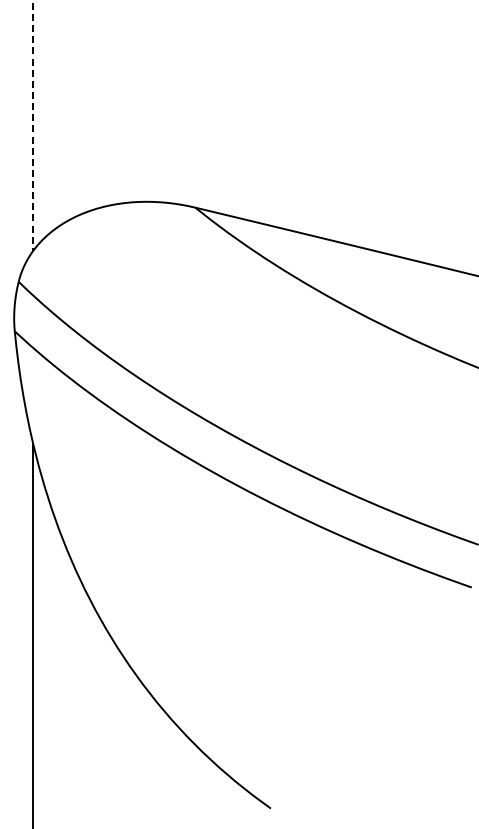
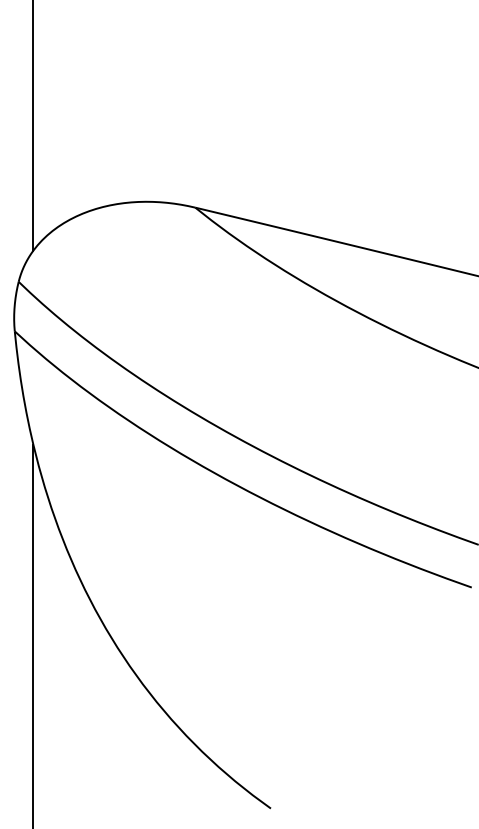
line: dashed -> solid (33, 125)
